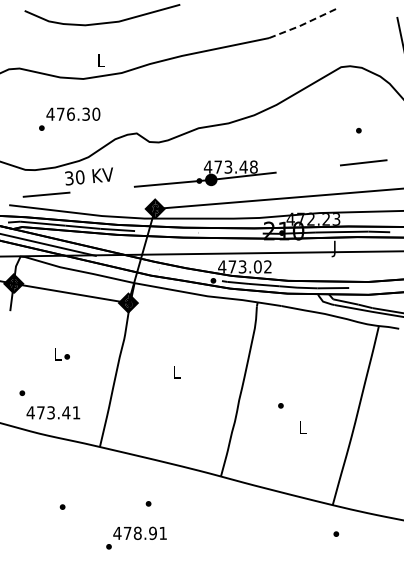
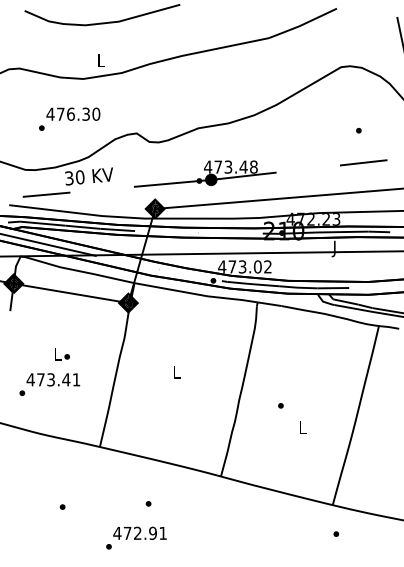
line: dashed -> solid (303, 24)
text position: (53, 412) -> (53, 379) (53, 379)
text: 478.91 -> 472.91 (137, 532)
